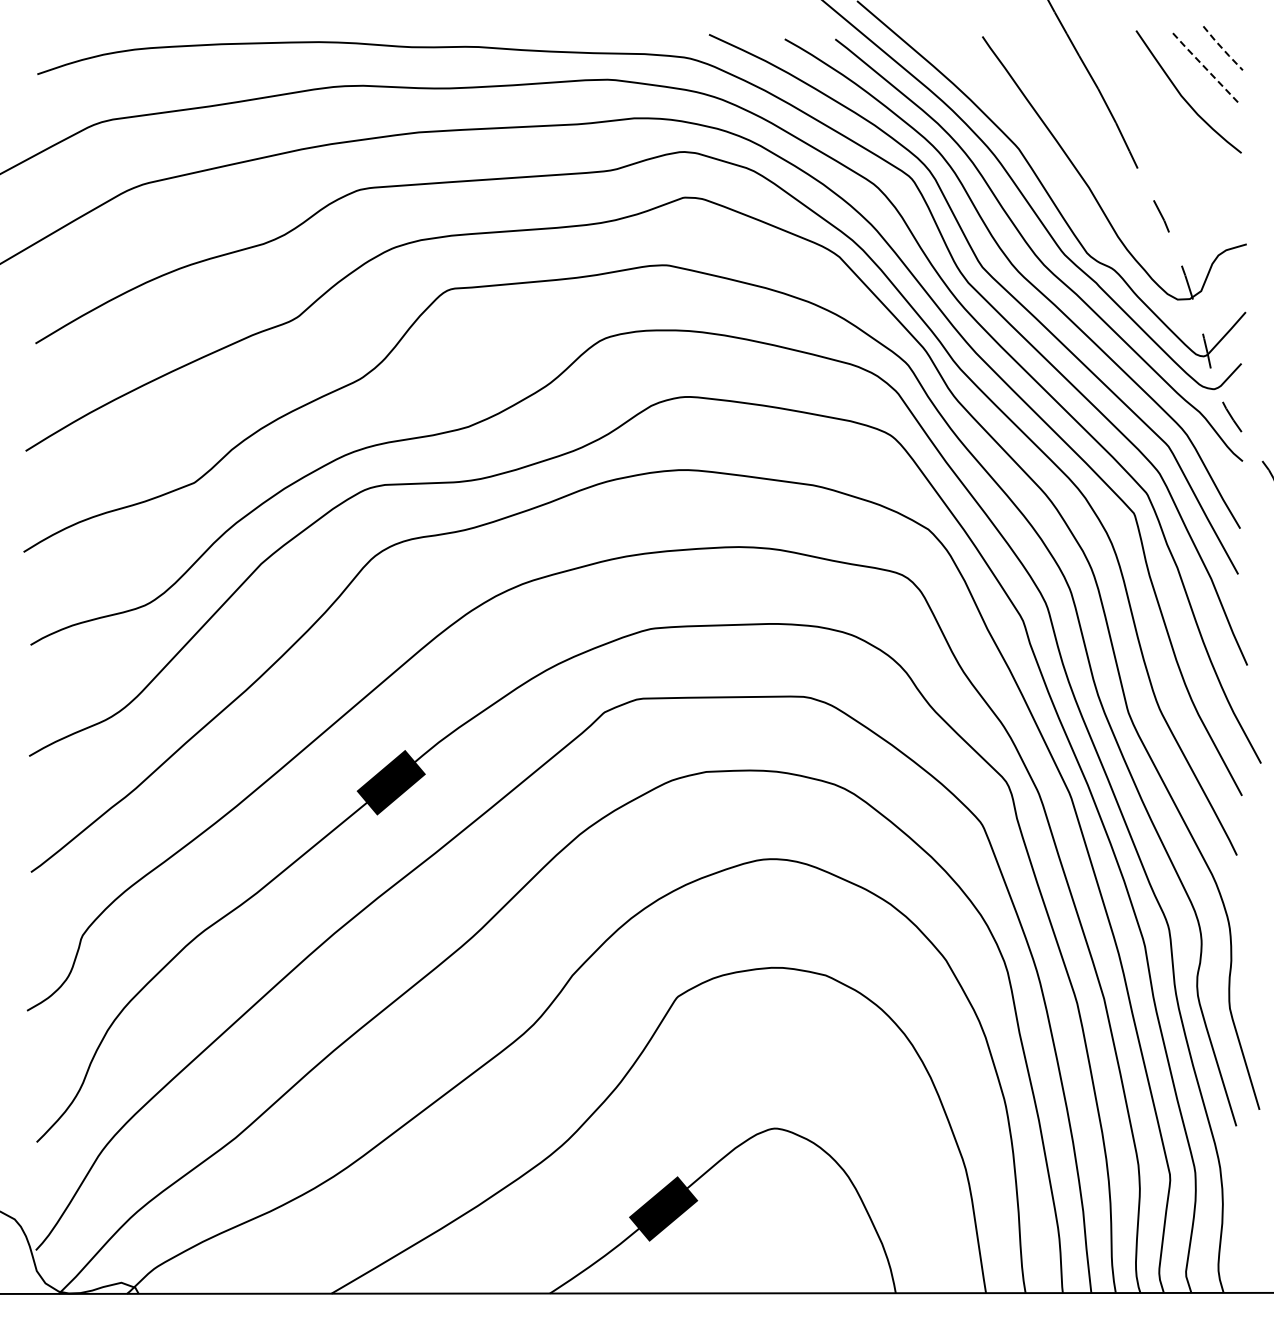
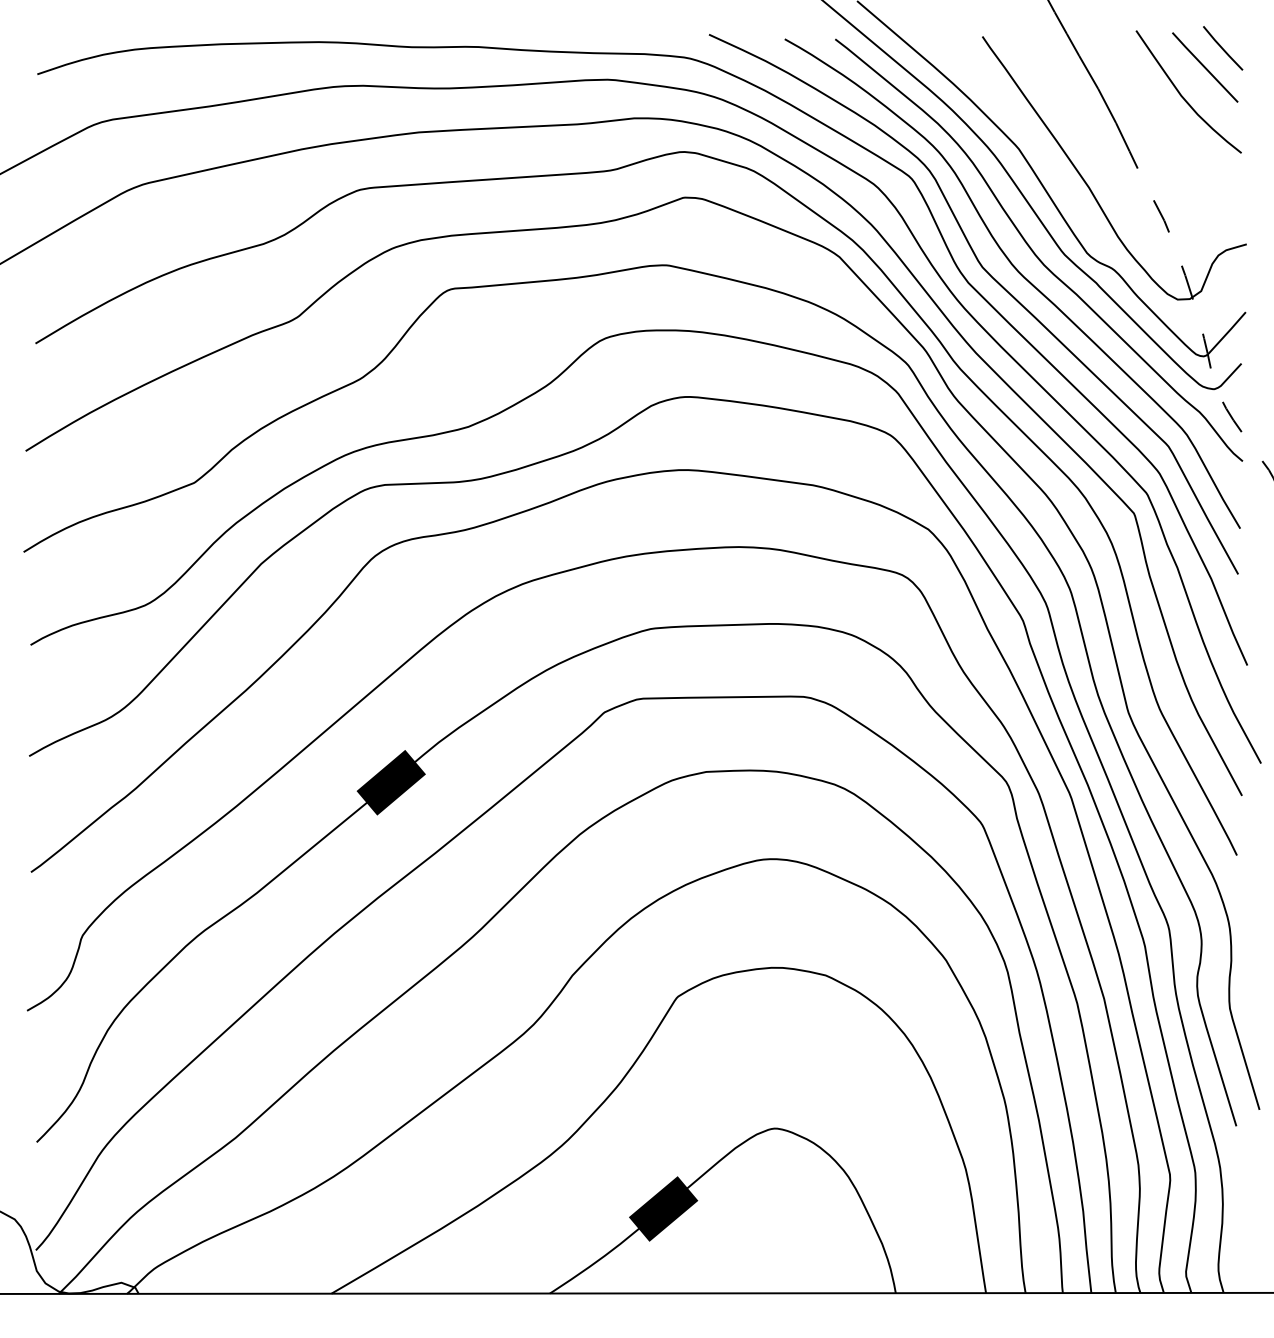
line: dashed -> solid (1222, 48)
line: dashed -> solid (1204, 67)
